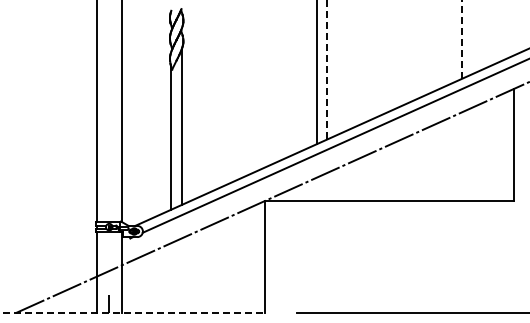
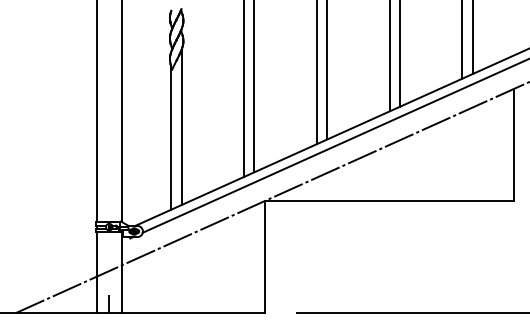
line: none -> present (472, 37)
line: dashed -> solid (462, 39)
line: none -> present (400, 54)
line: none -> present (389, 56)
line: dashed -> solid (327, 69)
line: none -> present (254, 87)
line: none -> present (243, 89)
line: dashed -> solid (133, 313)
